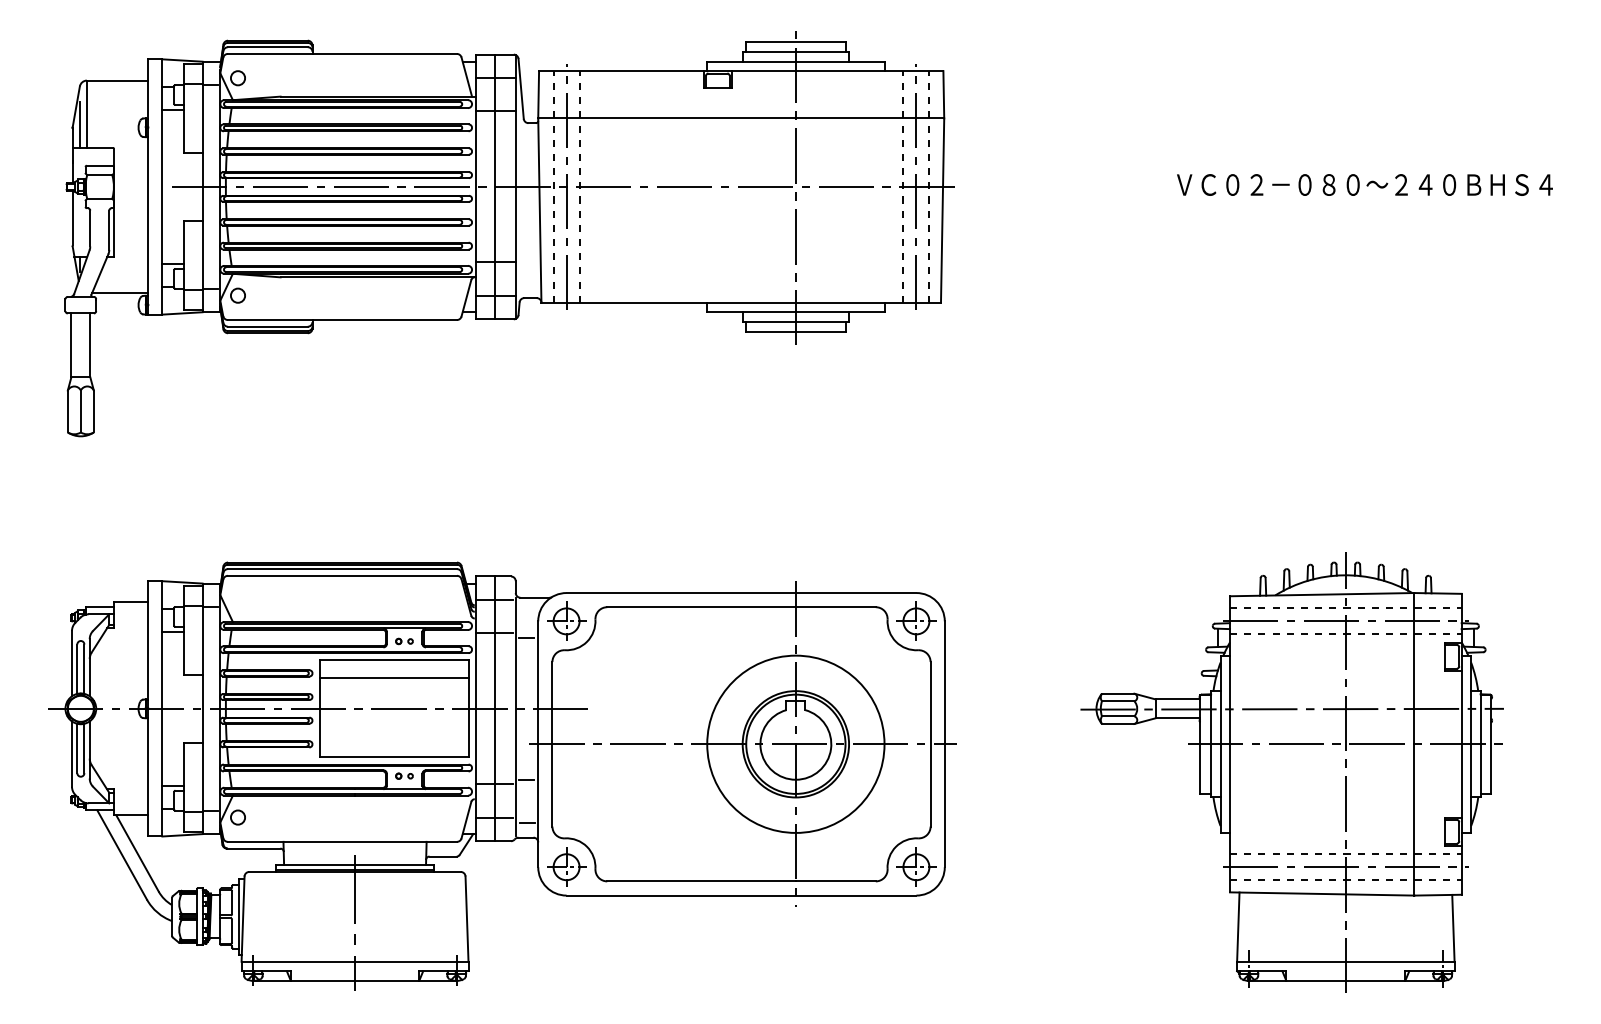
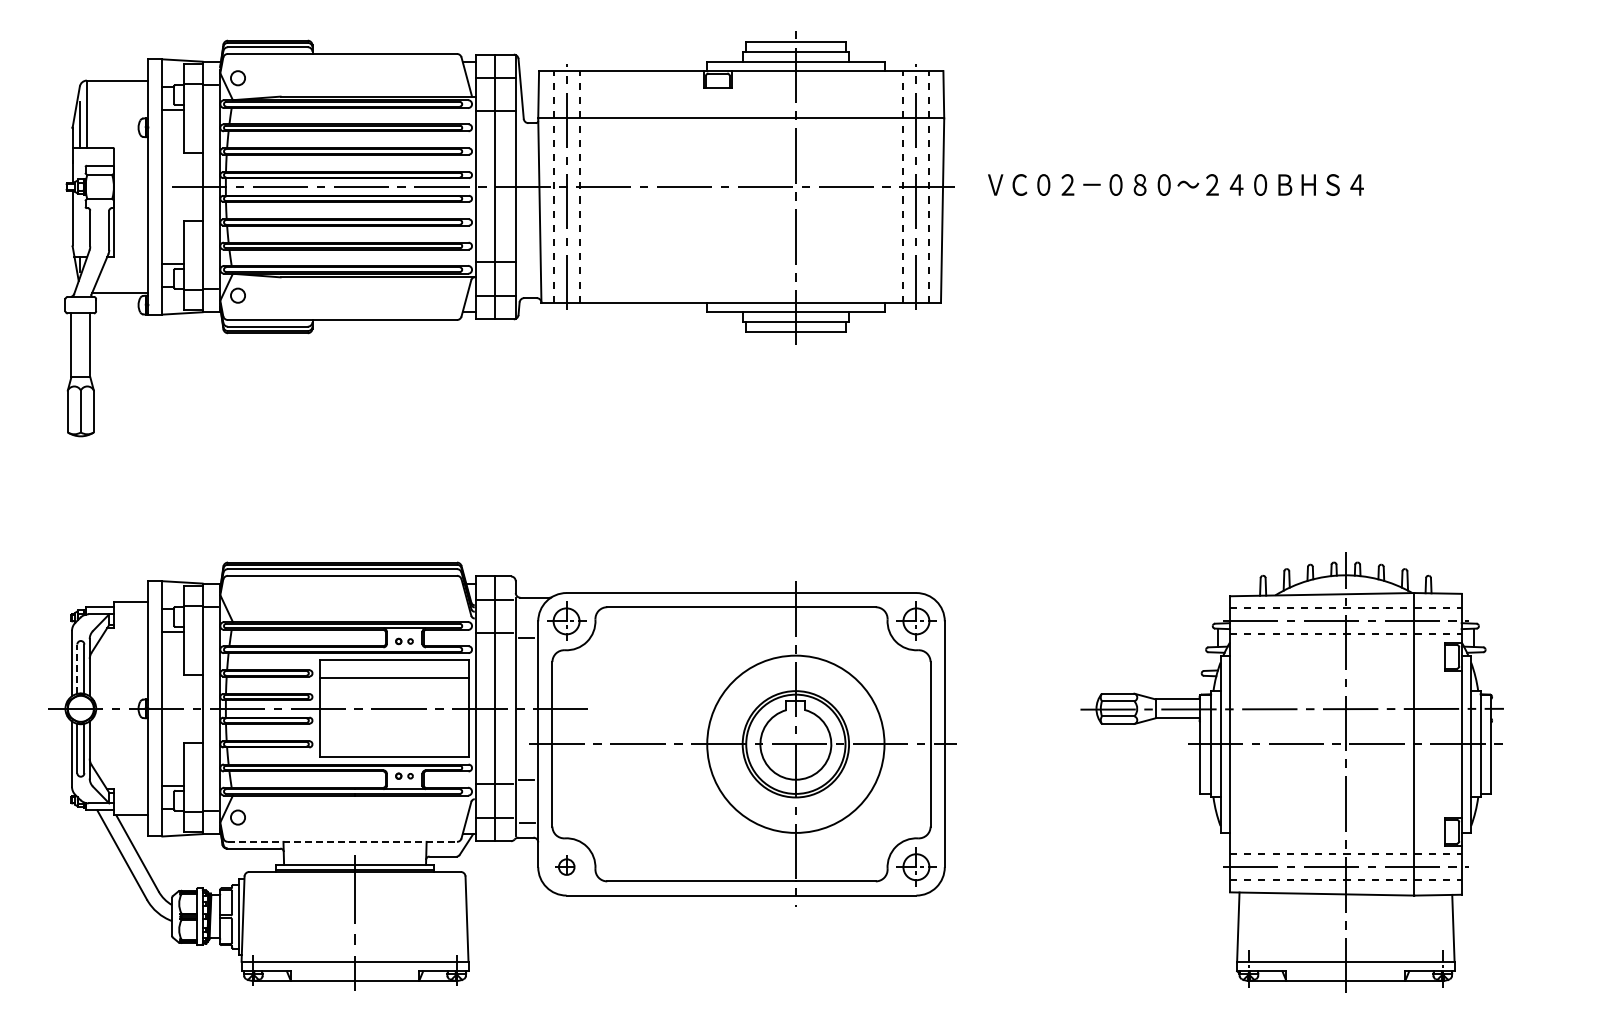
text position: (1364, 184) -> (1175, 184) (1175, 184)
line: solid -> dashed (77, 669)
line: solid -> dashed (342, 841)
part size: 40x40 px -> 21x21 px (565, 865)
